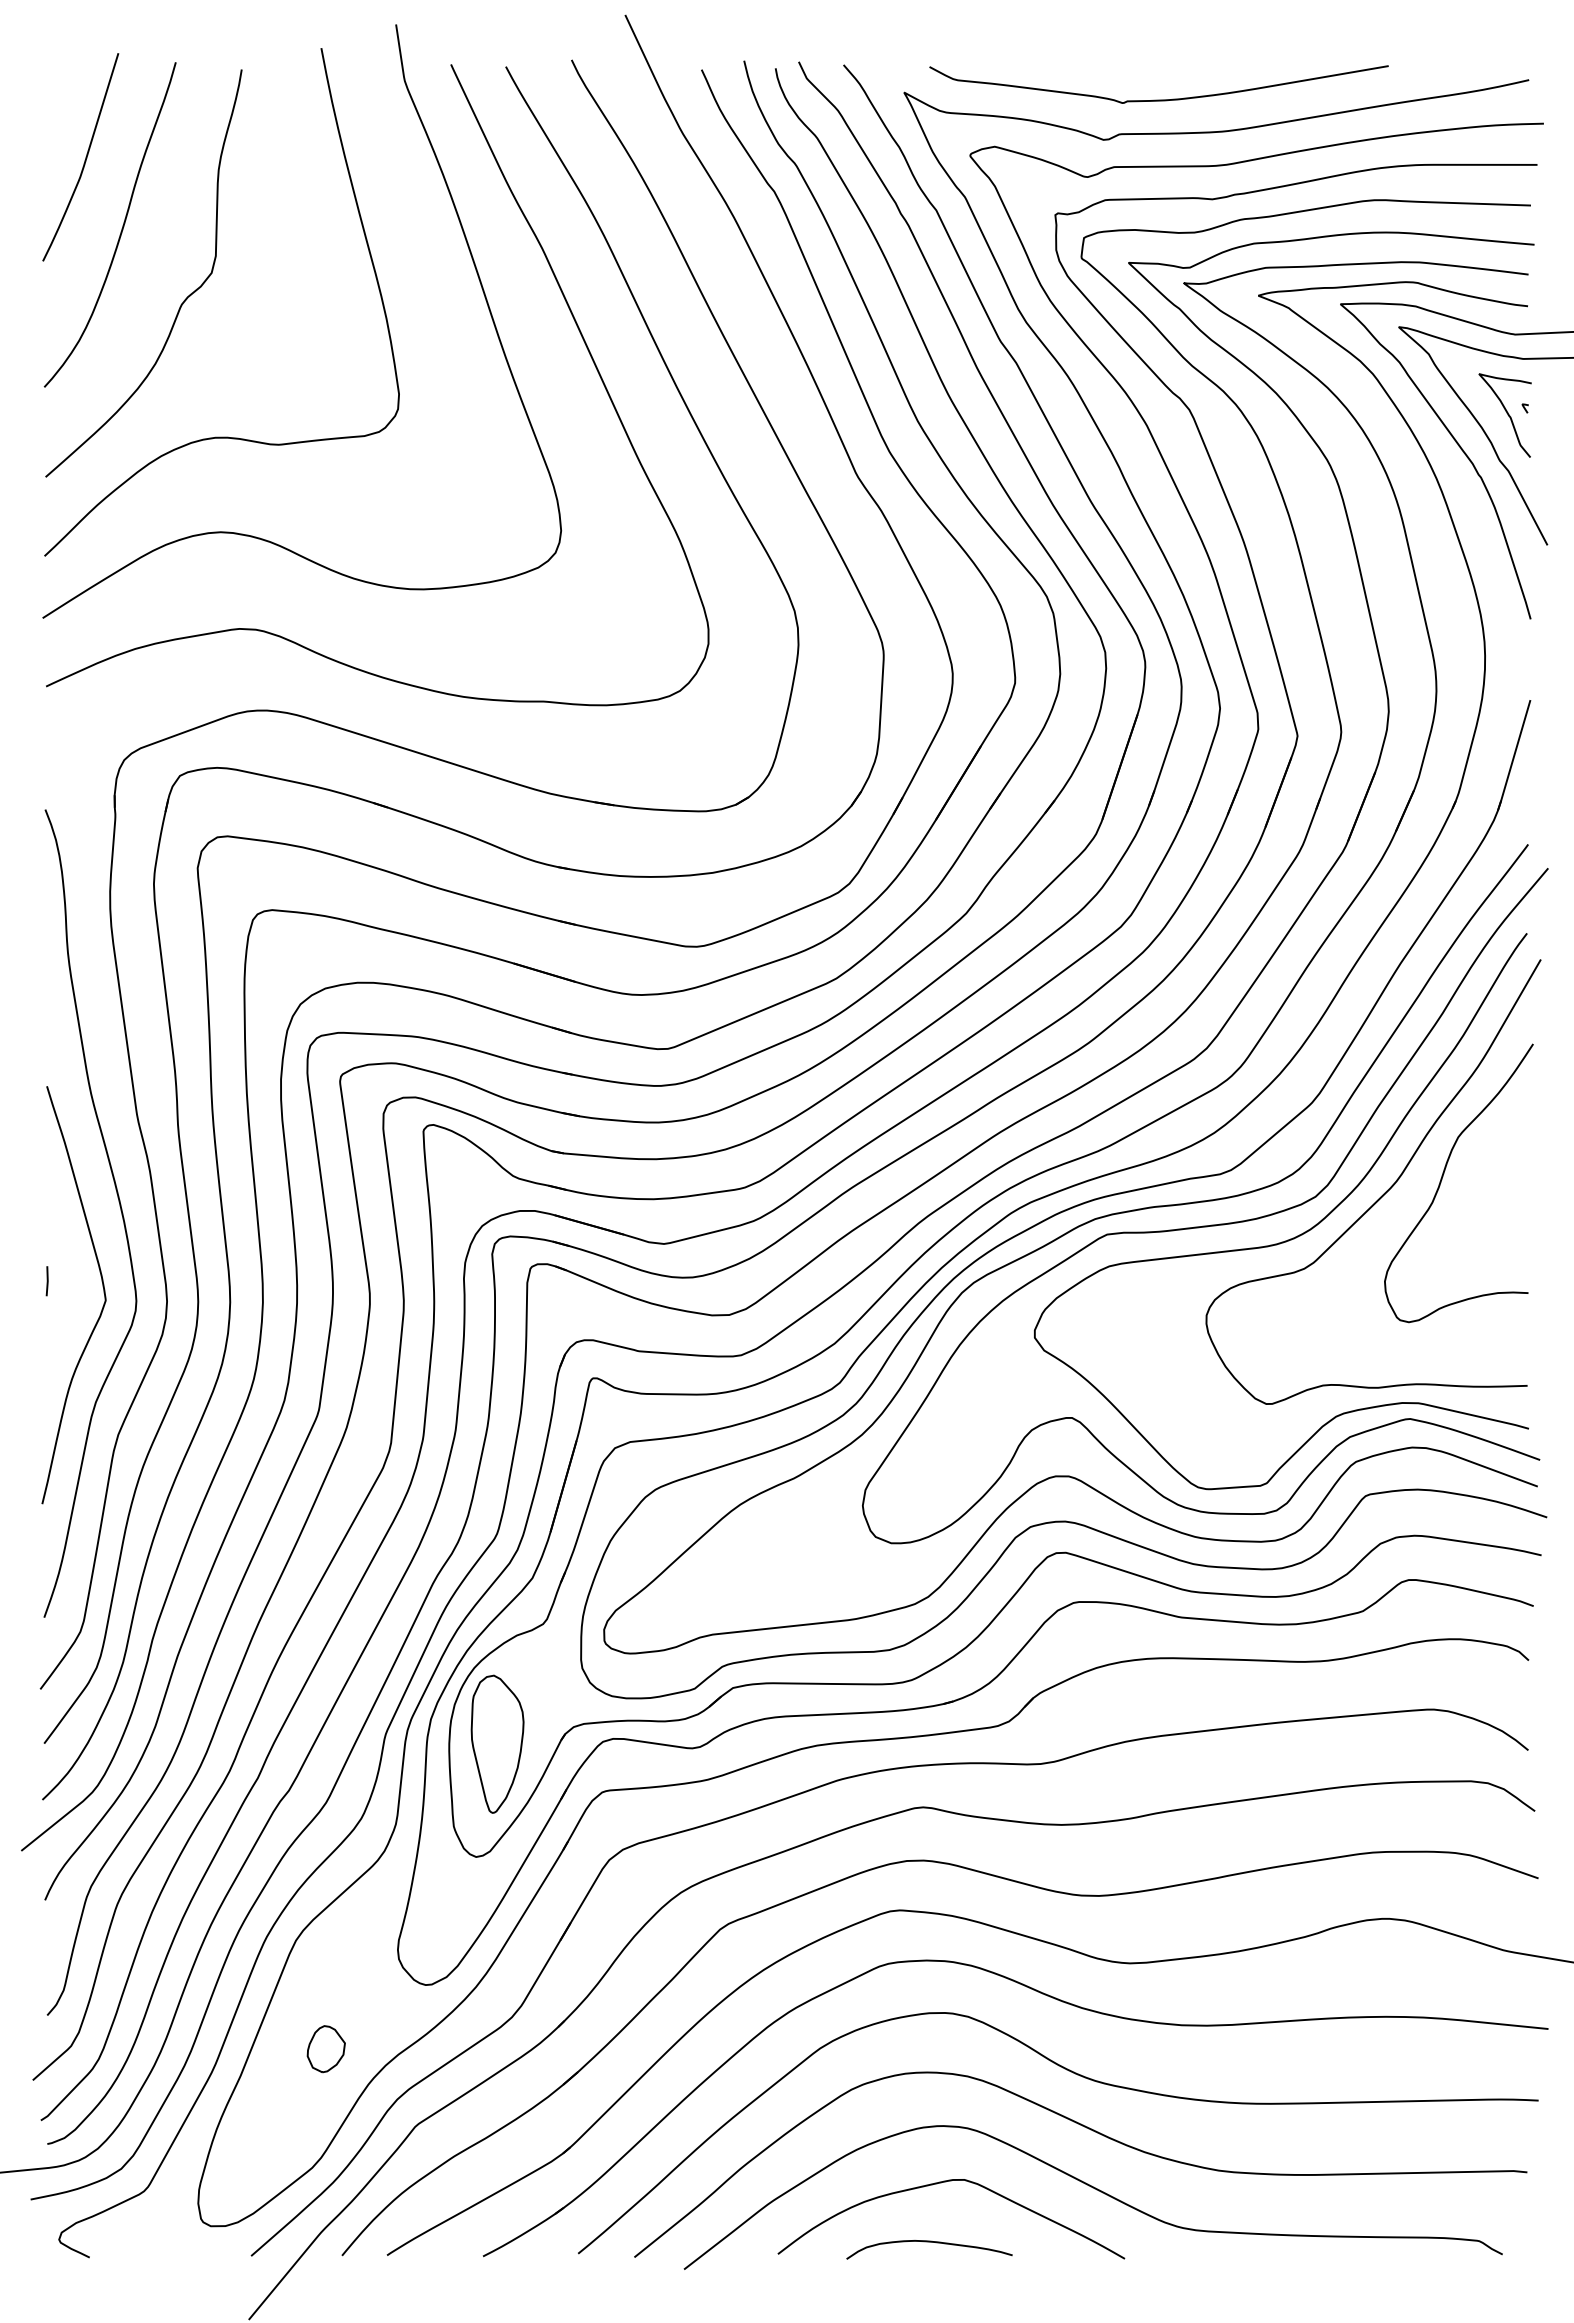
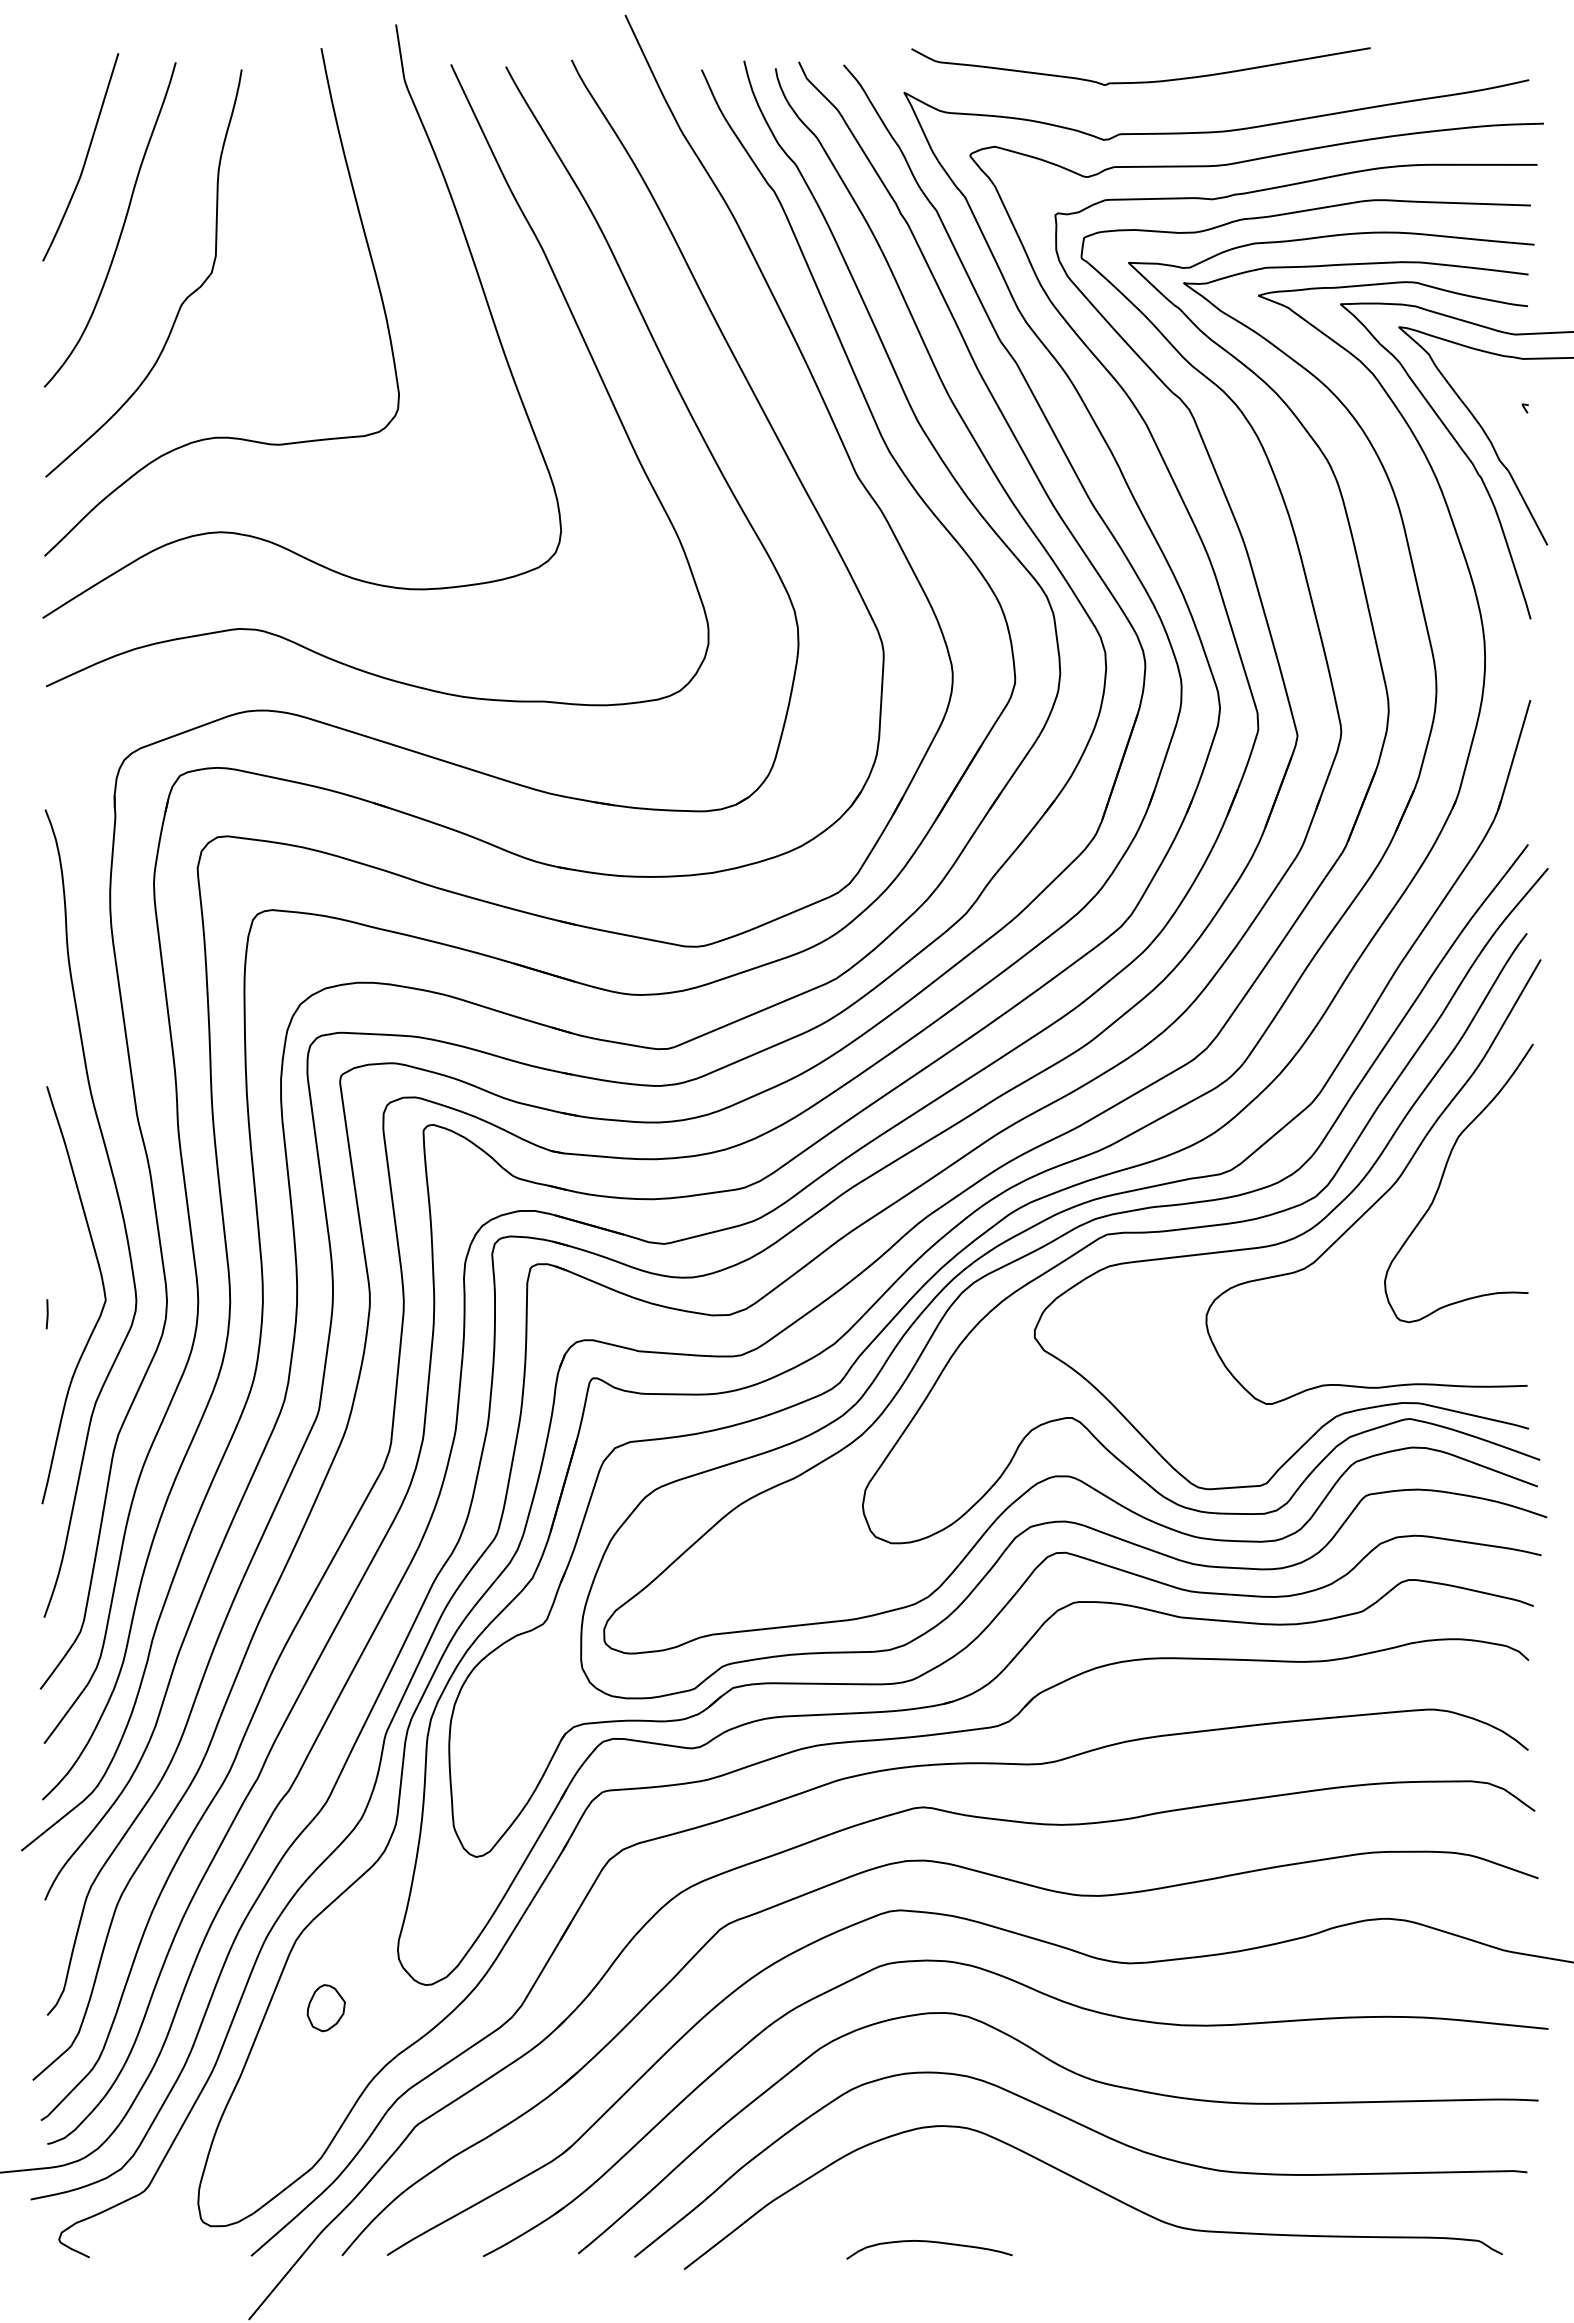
curve position: (1158, 99) -> (1140, 81) (1140, 81)
curve: present -> none (1506, 413)
line position: (46, 1281) -> (46, 1314) (46, 1314)
part: present -> none (497, 1743)
part position: (325, 2049) -> (325, 2008) (325, 2008)
curve: present -> none (946, 2182)
